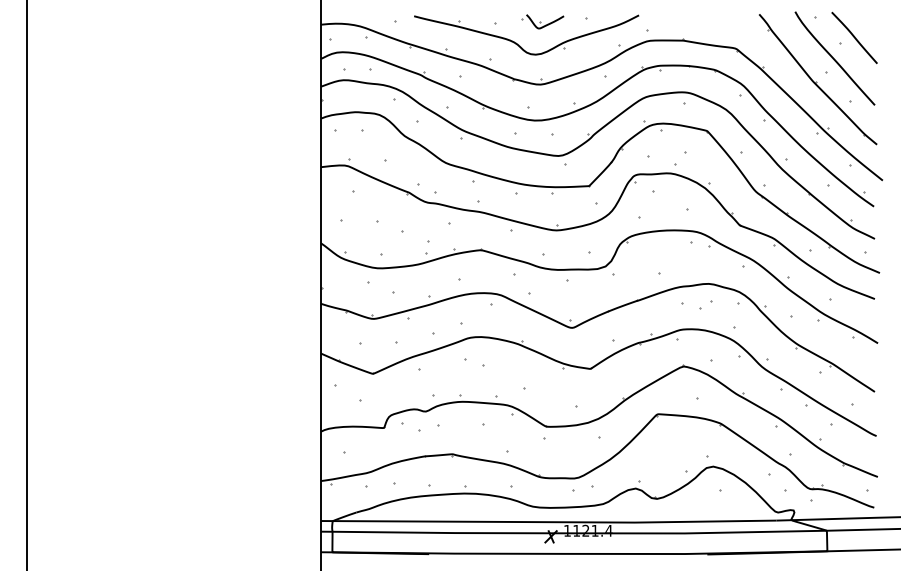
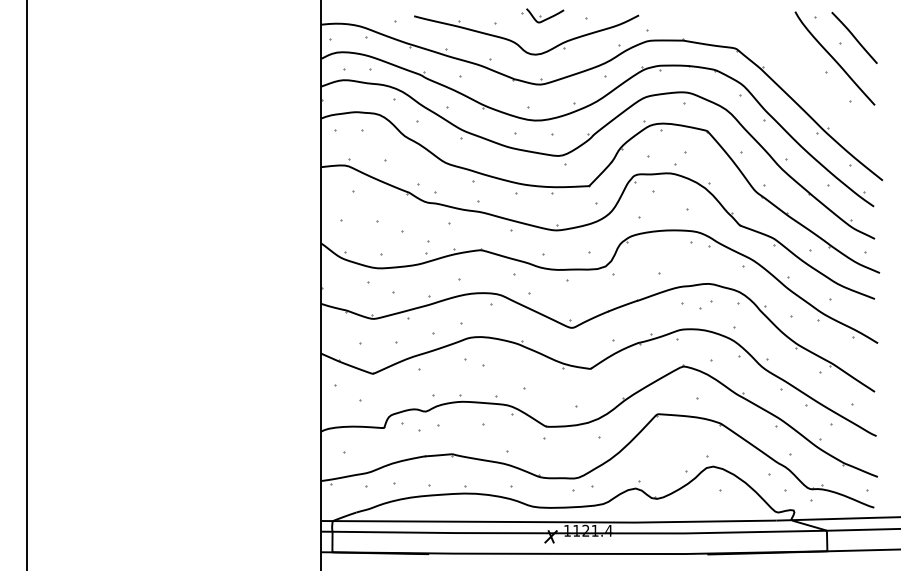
part position: (542, 21) -> (542, 15) (542, 15)
part: present -> none (818, 79)
